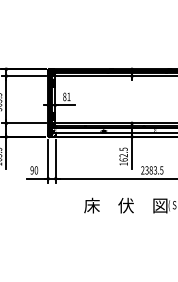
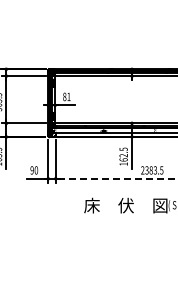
line: solid -> dashed (117, 178)
